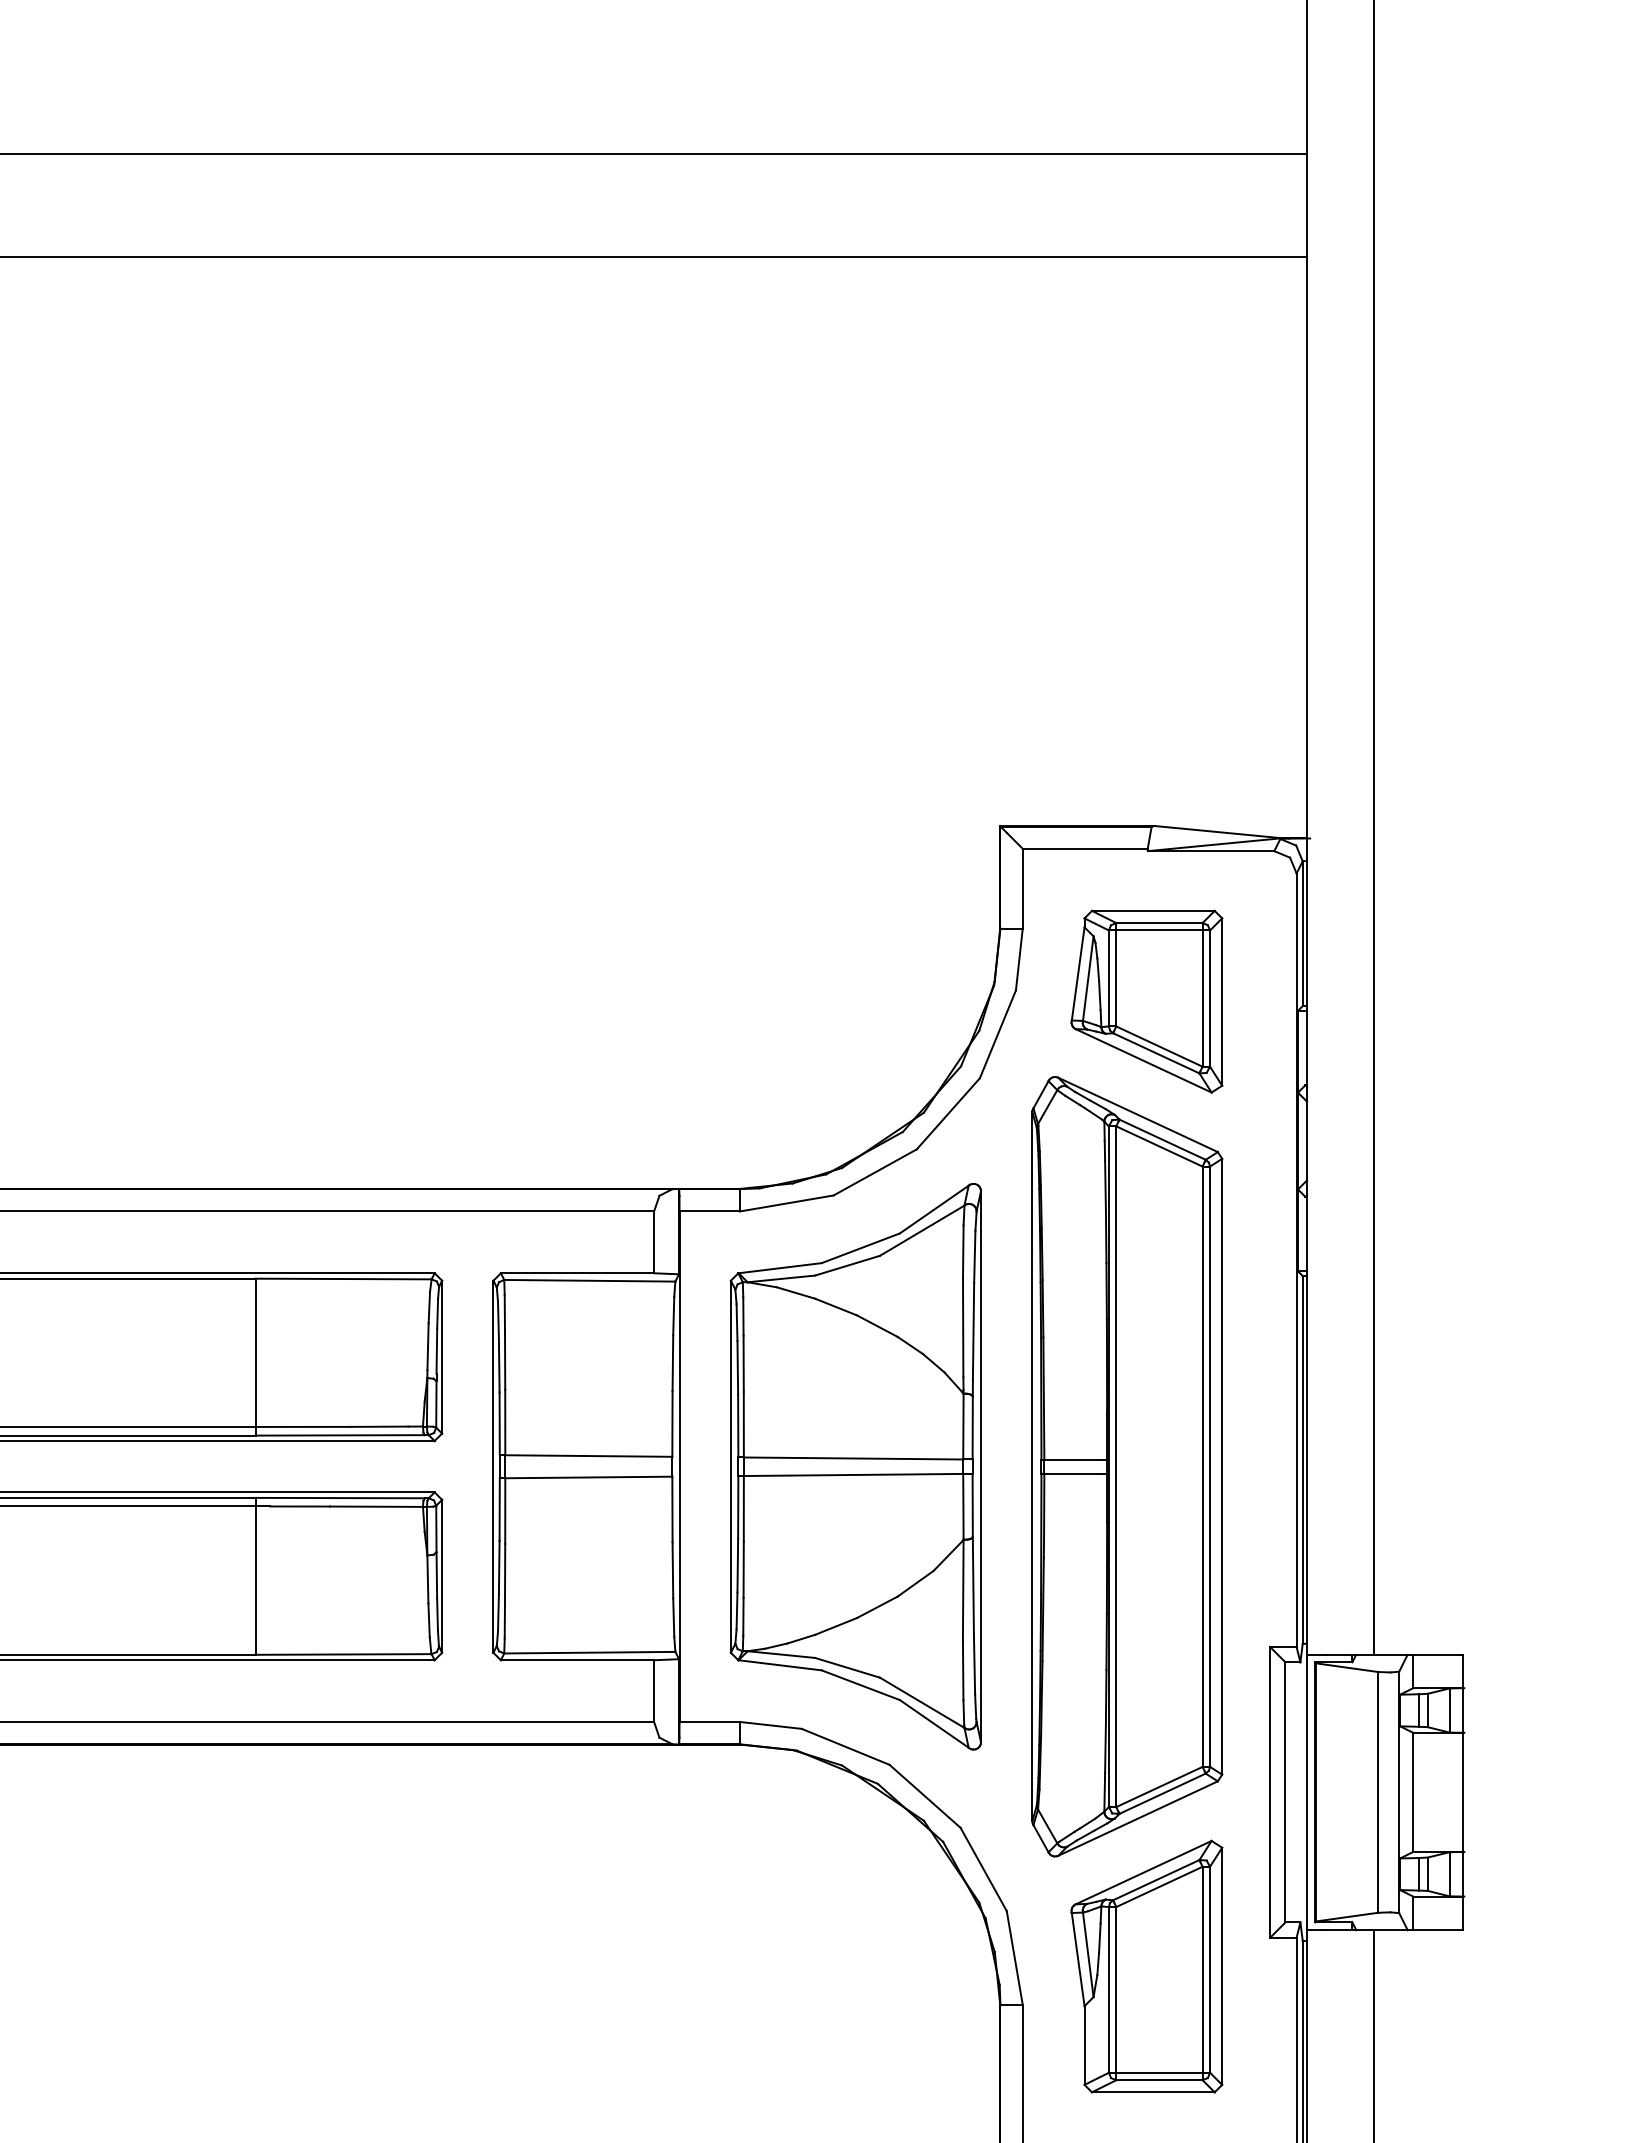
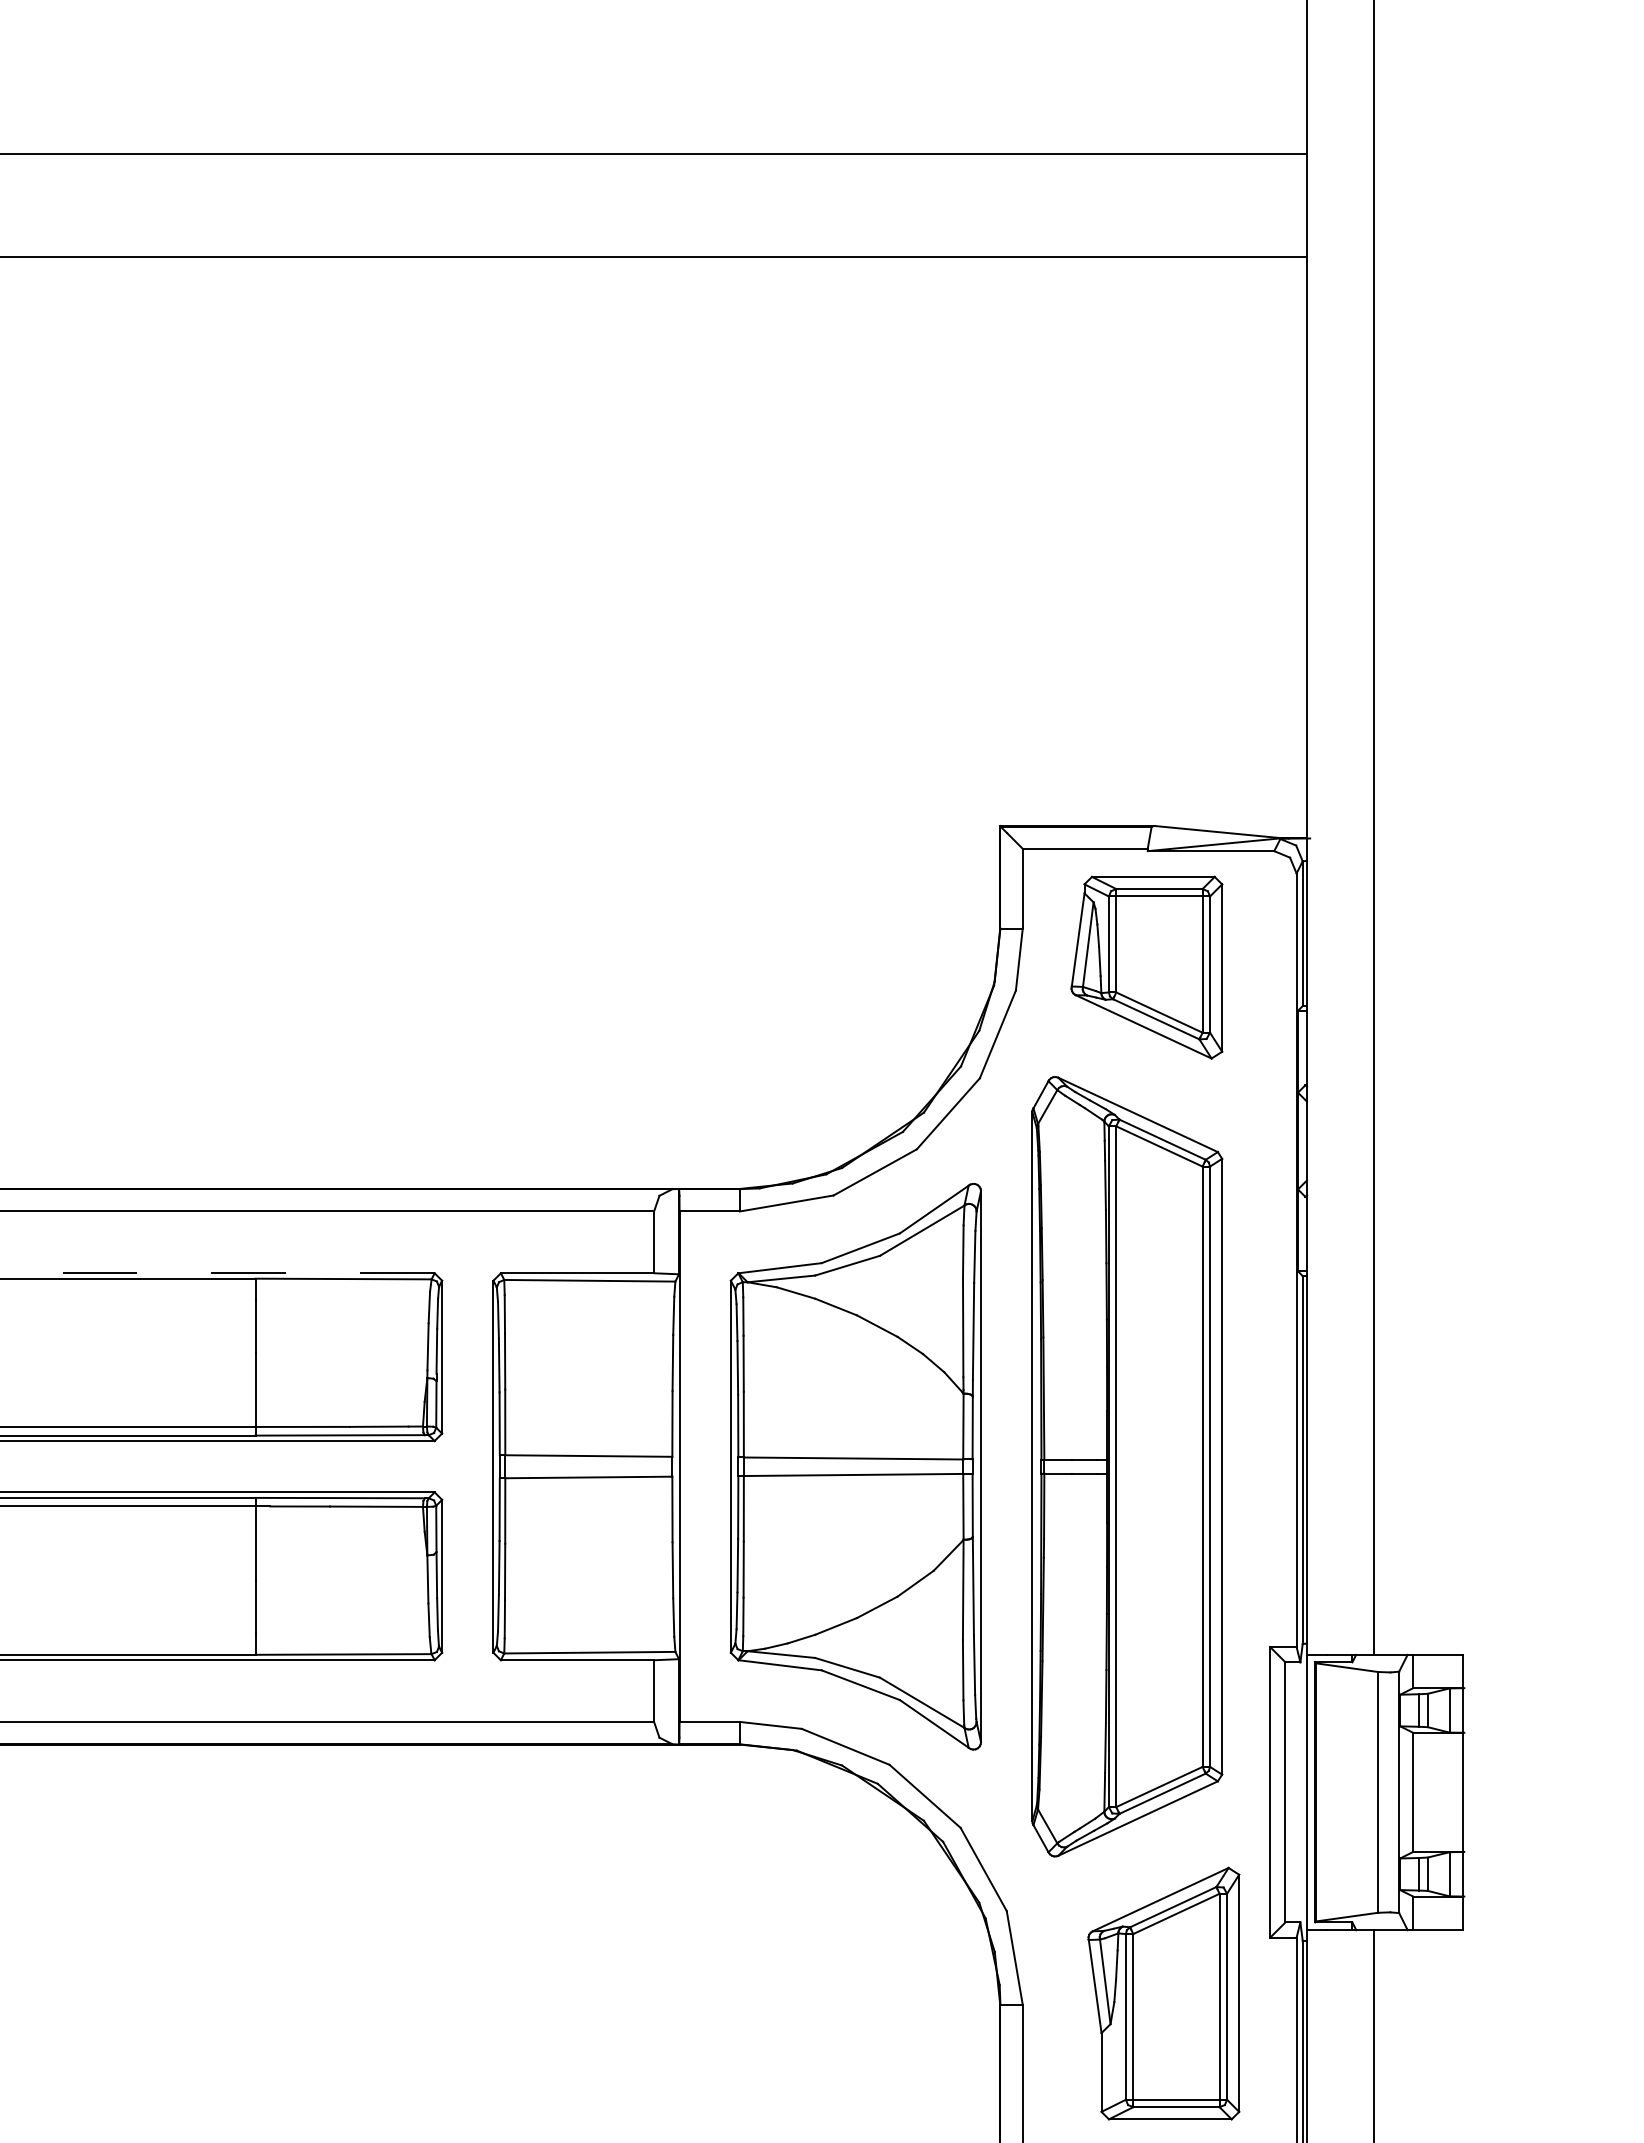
part position: (1146, 1001) -> (1146, 967) (1146, 967)
line: solid -> dashed (217, 1273)
part position: (1146, 1966) -> (1163, 1993) (1163, 1993)
